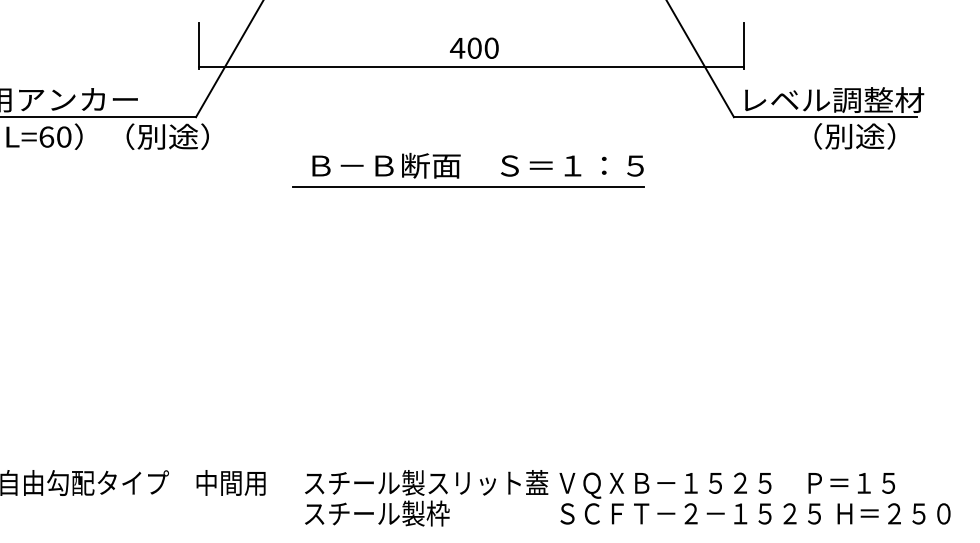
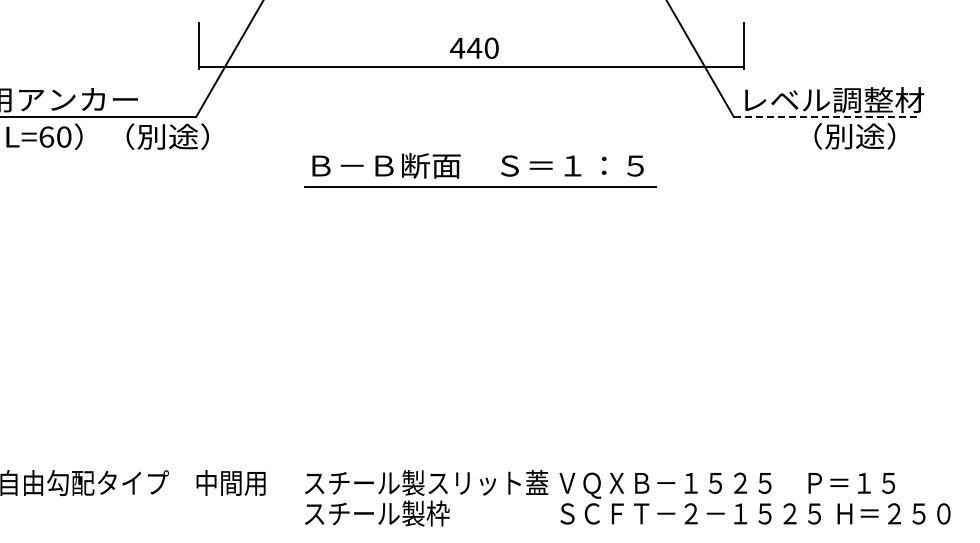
text: 400 -> 440 (474, 47)
line: solid -> dashed (824, 117)
line position: (468, 186) -> (480, 186) (480, 186)
